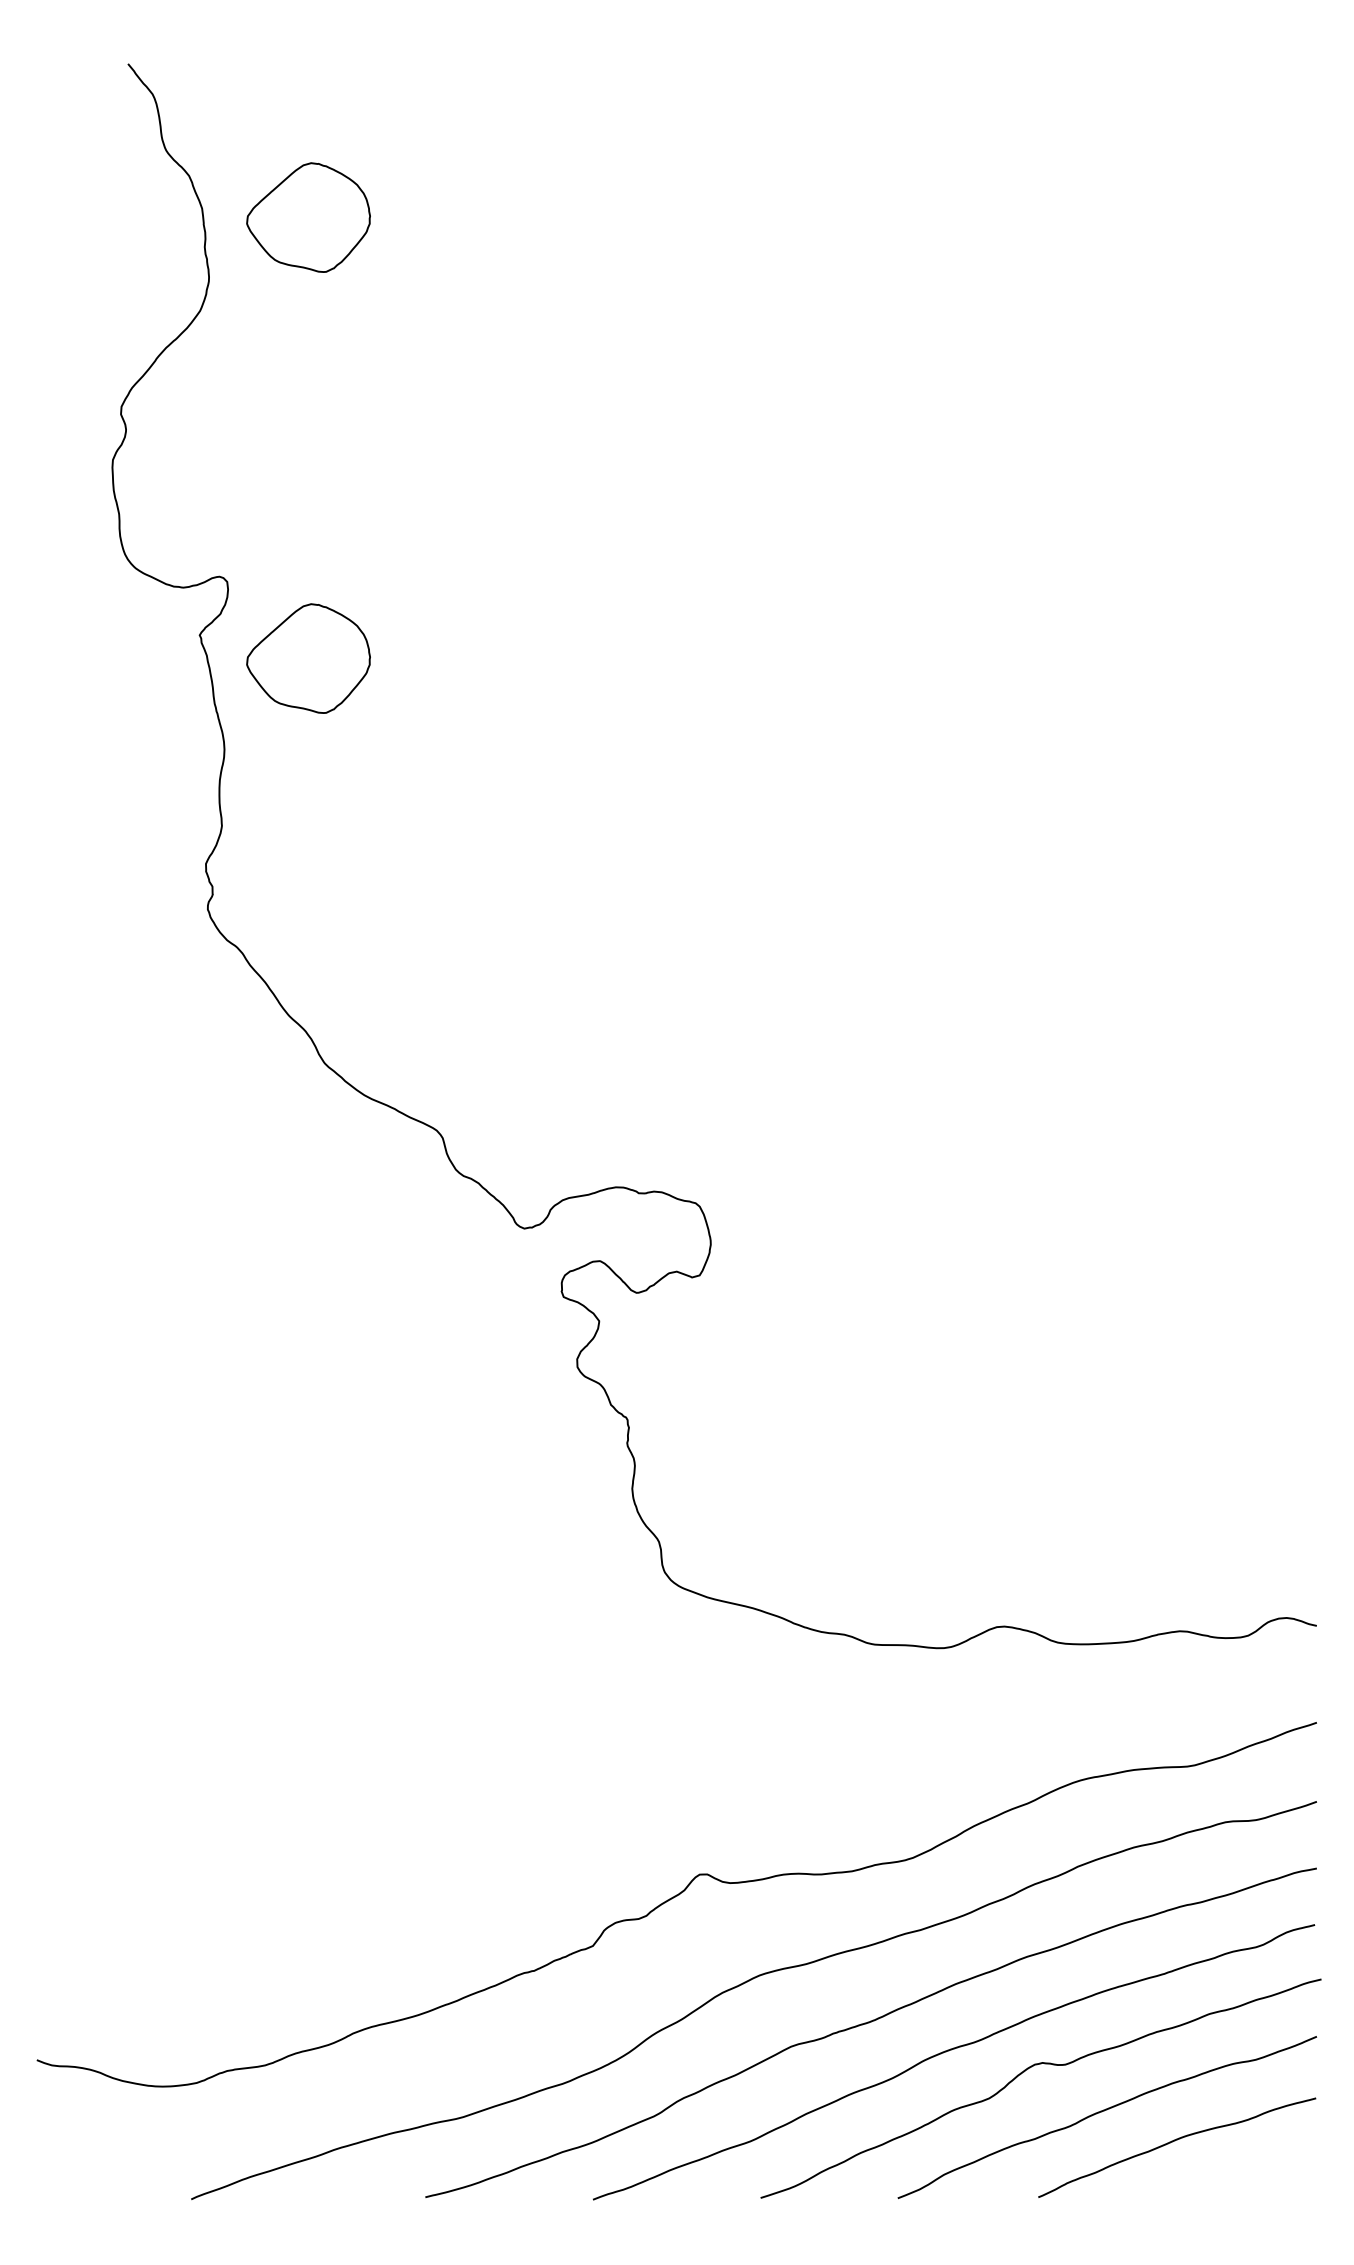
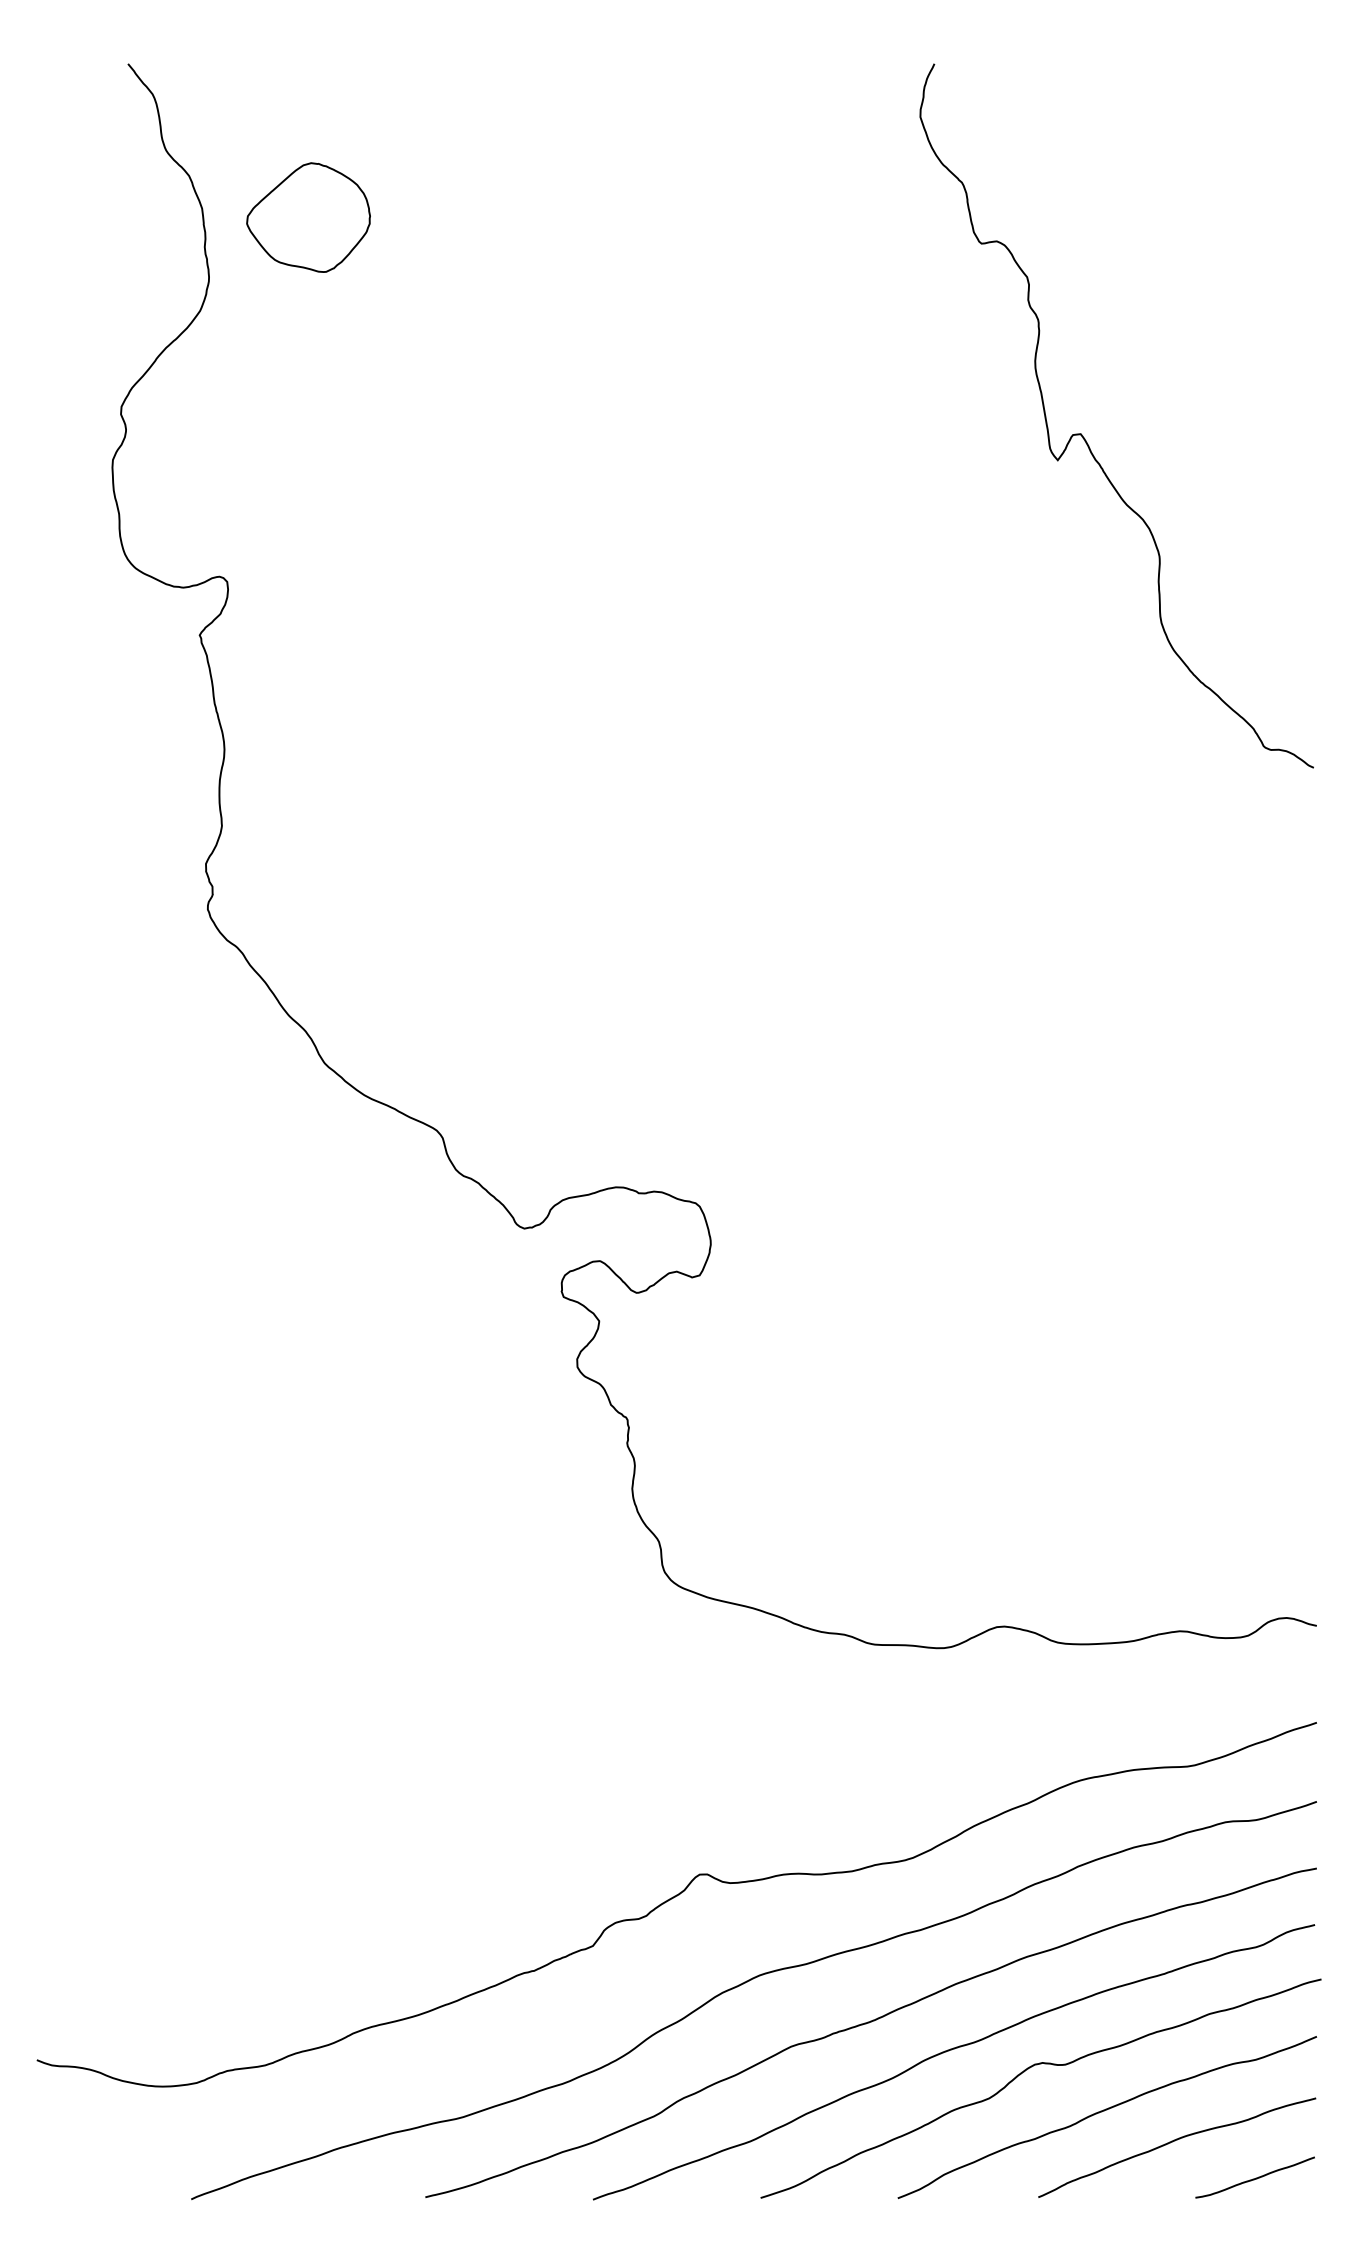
curve: none -> present (1085, 438)
part: present -> none (308, 658)
curve: none -> present (1254, 2178)
